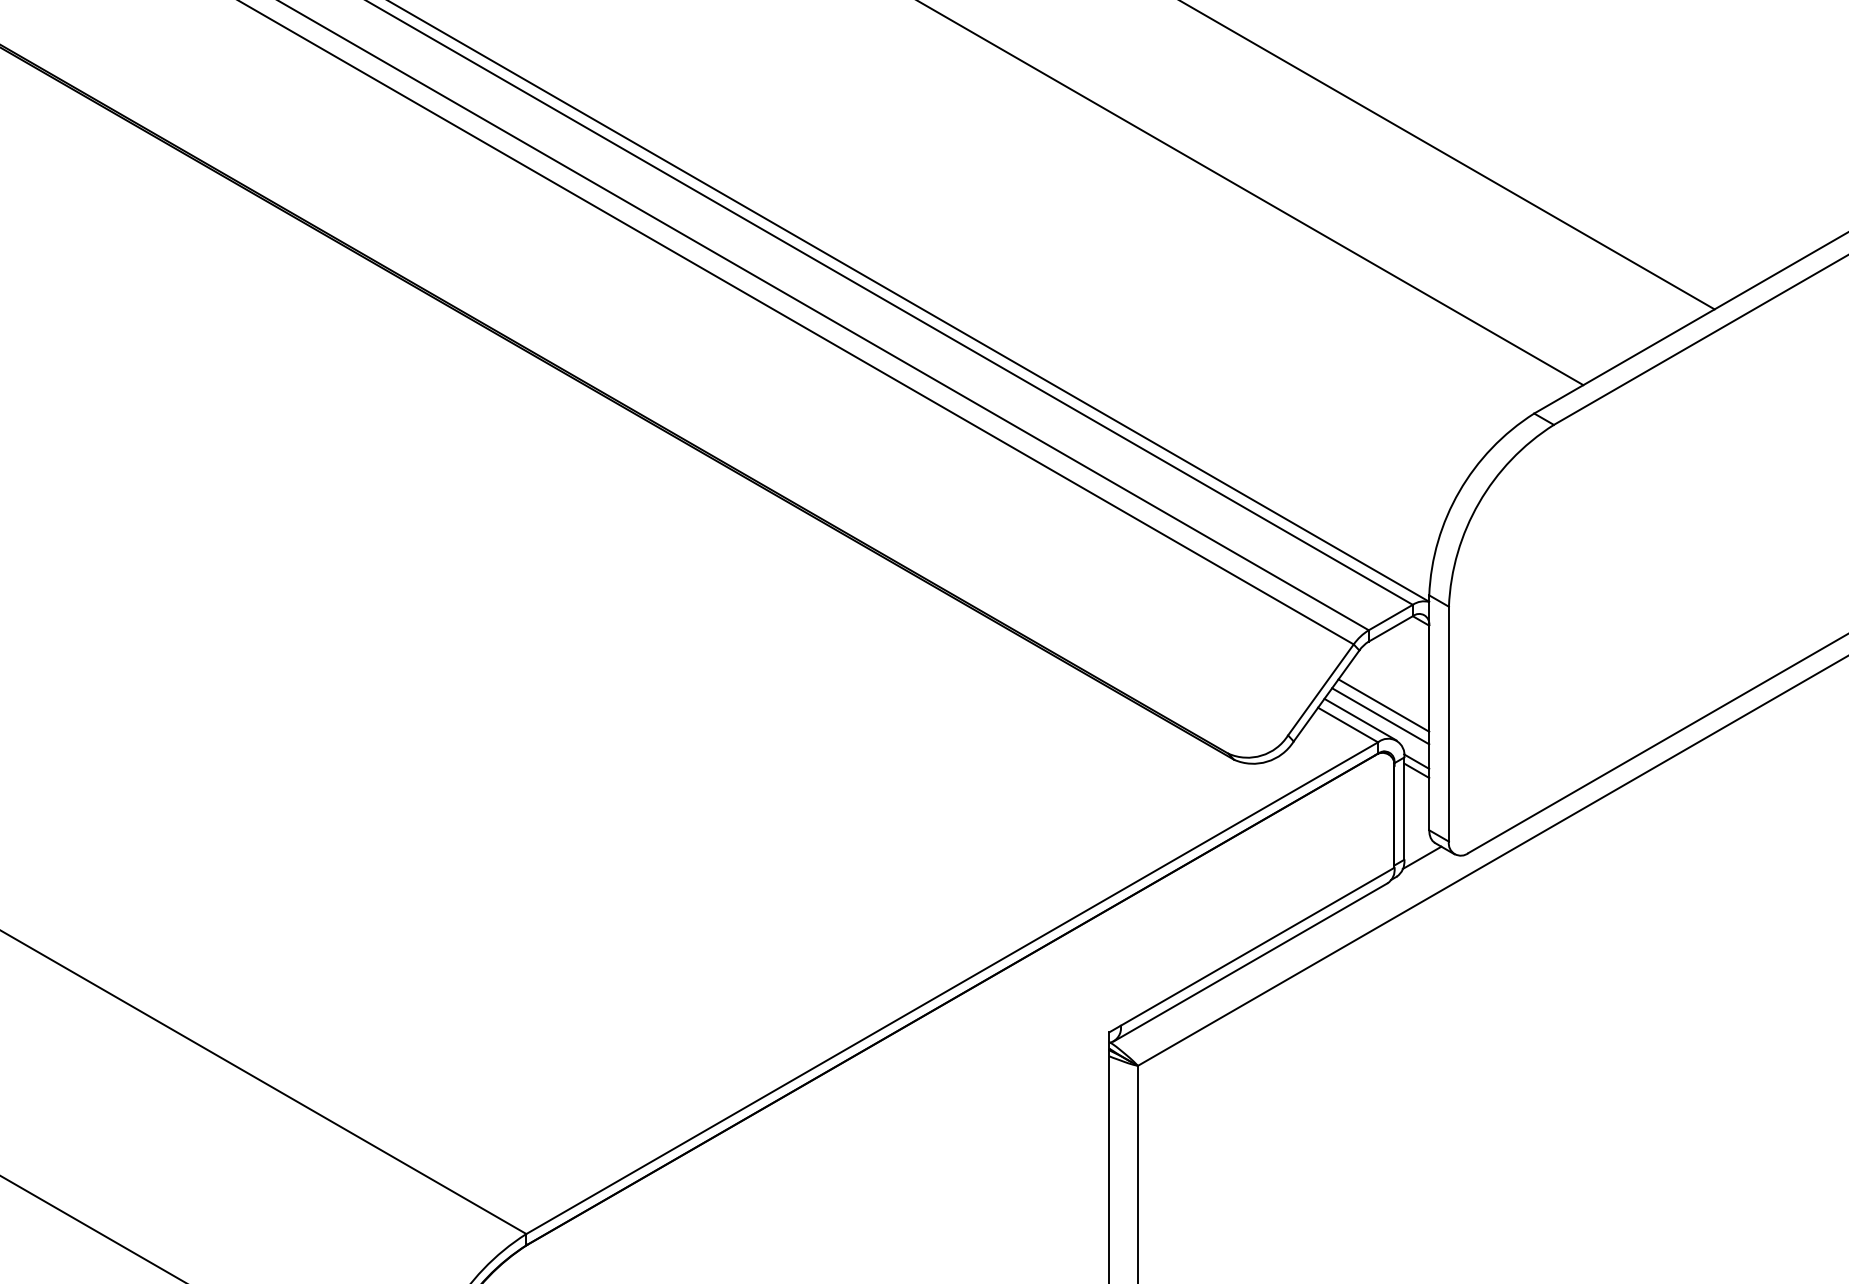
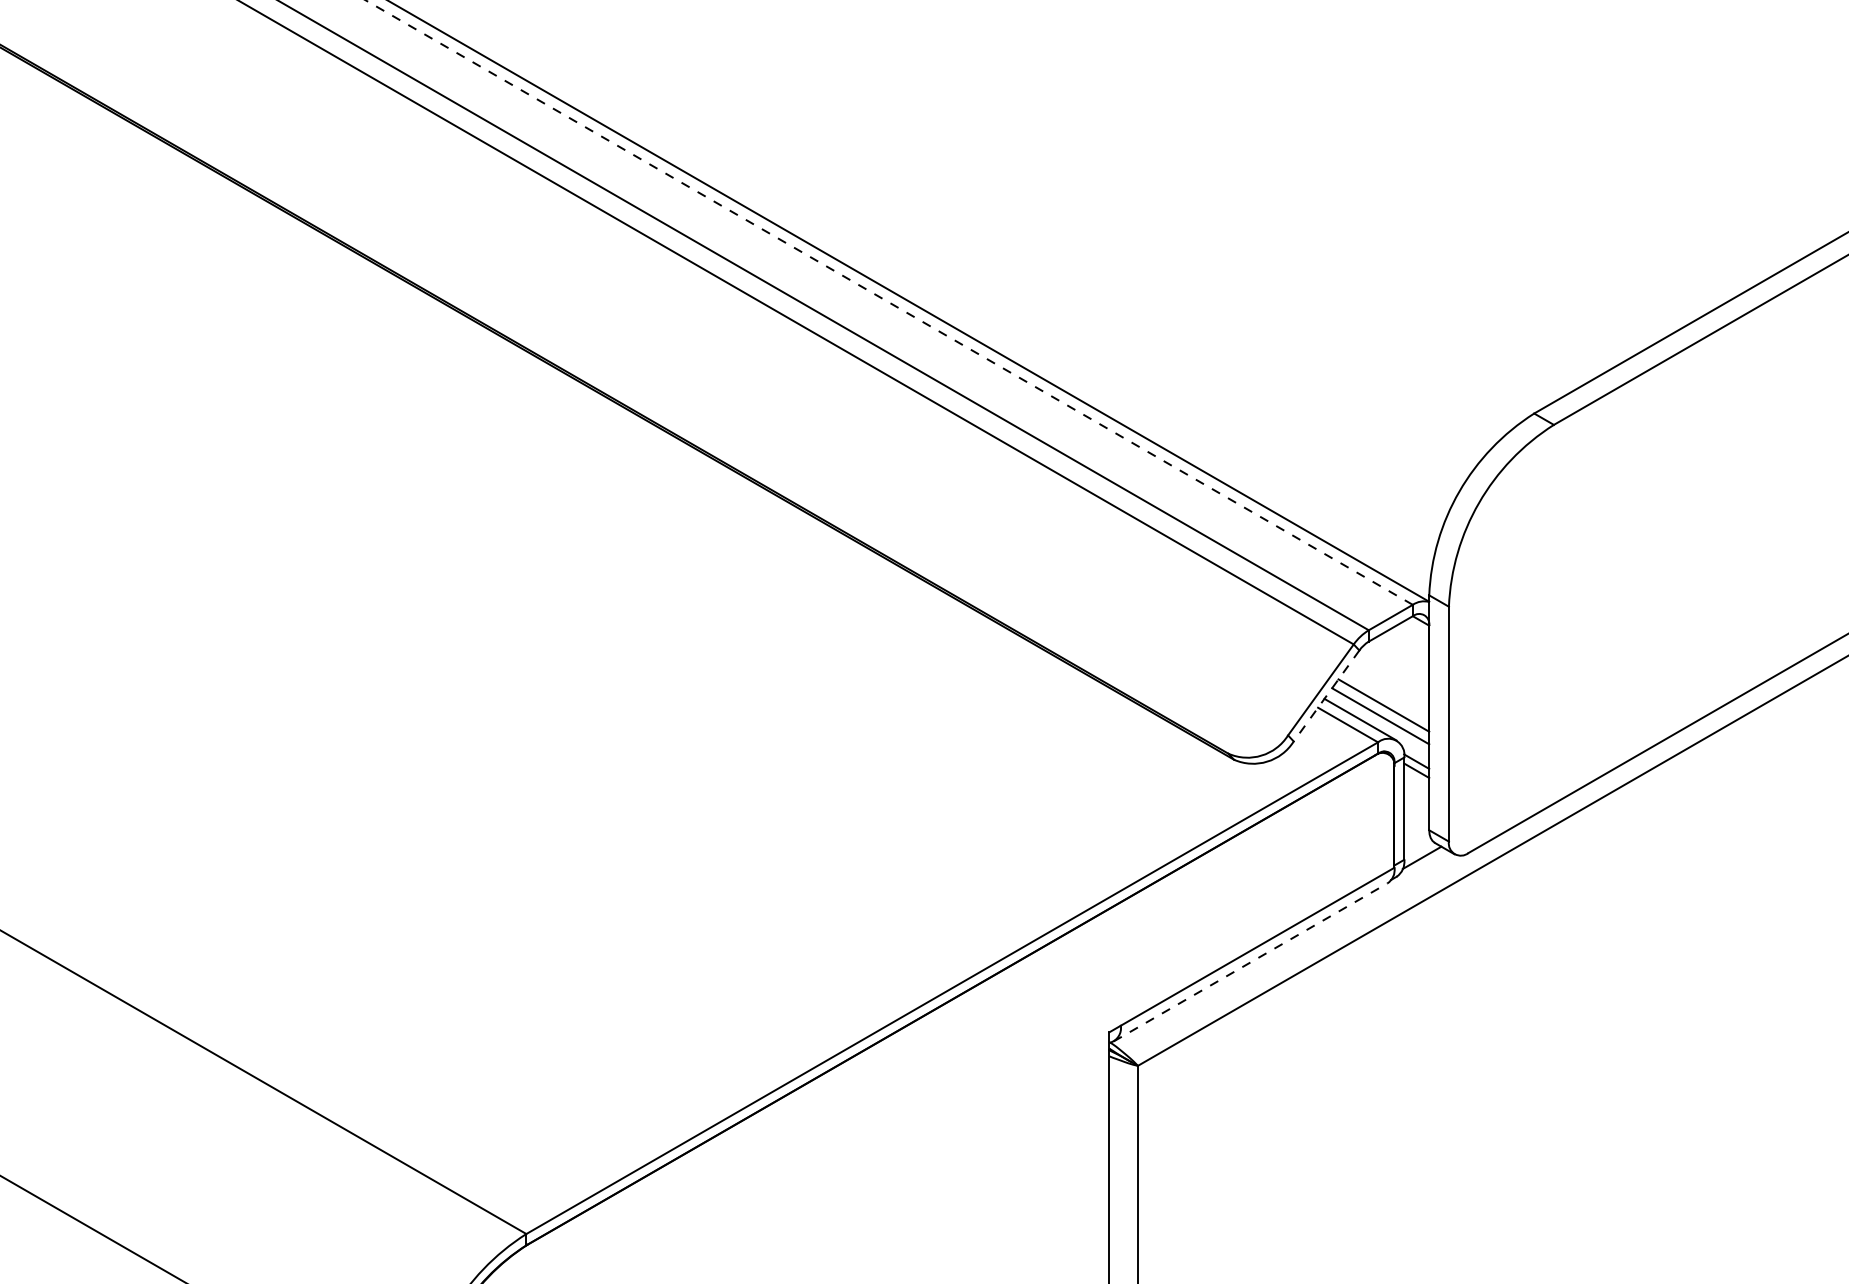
line: present -> none (1448, 155)
line: present -> none (1251, 193)
line: solid -> dashed (888, 302)
line: solid -> dashed (1326, 696)
line: solid -> dashed (1250, 962)
